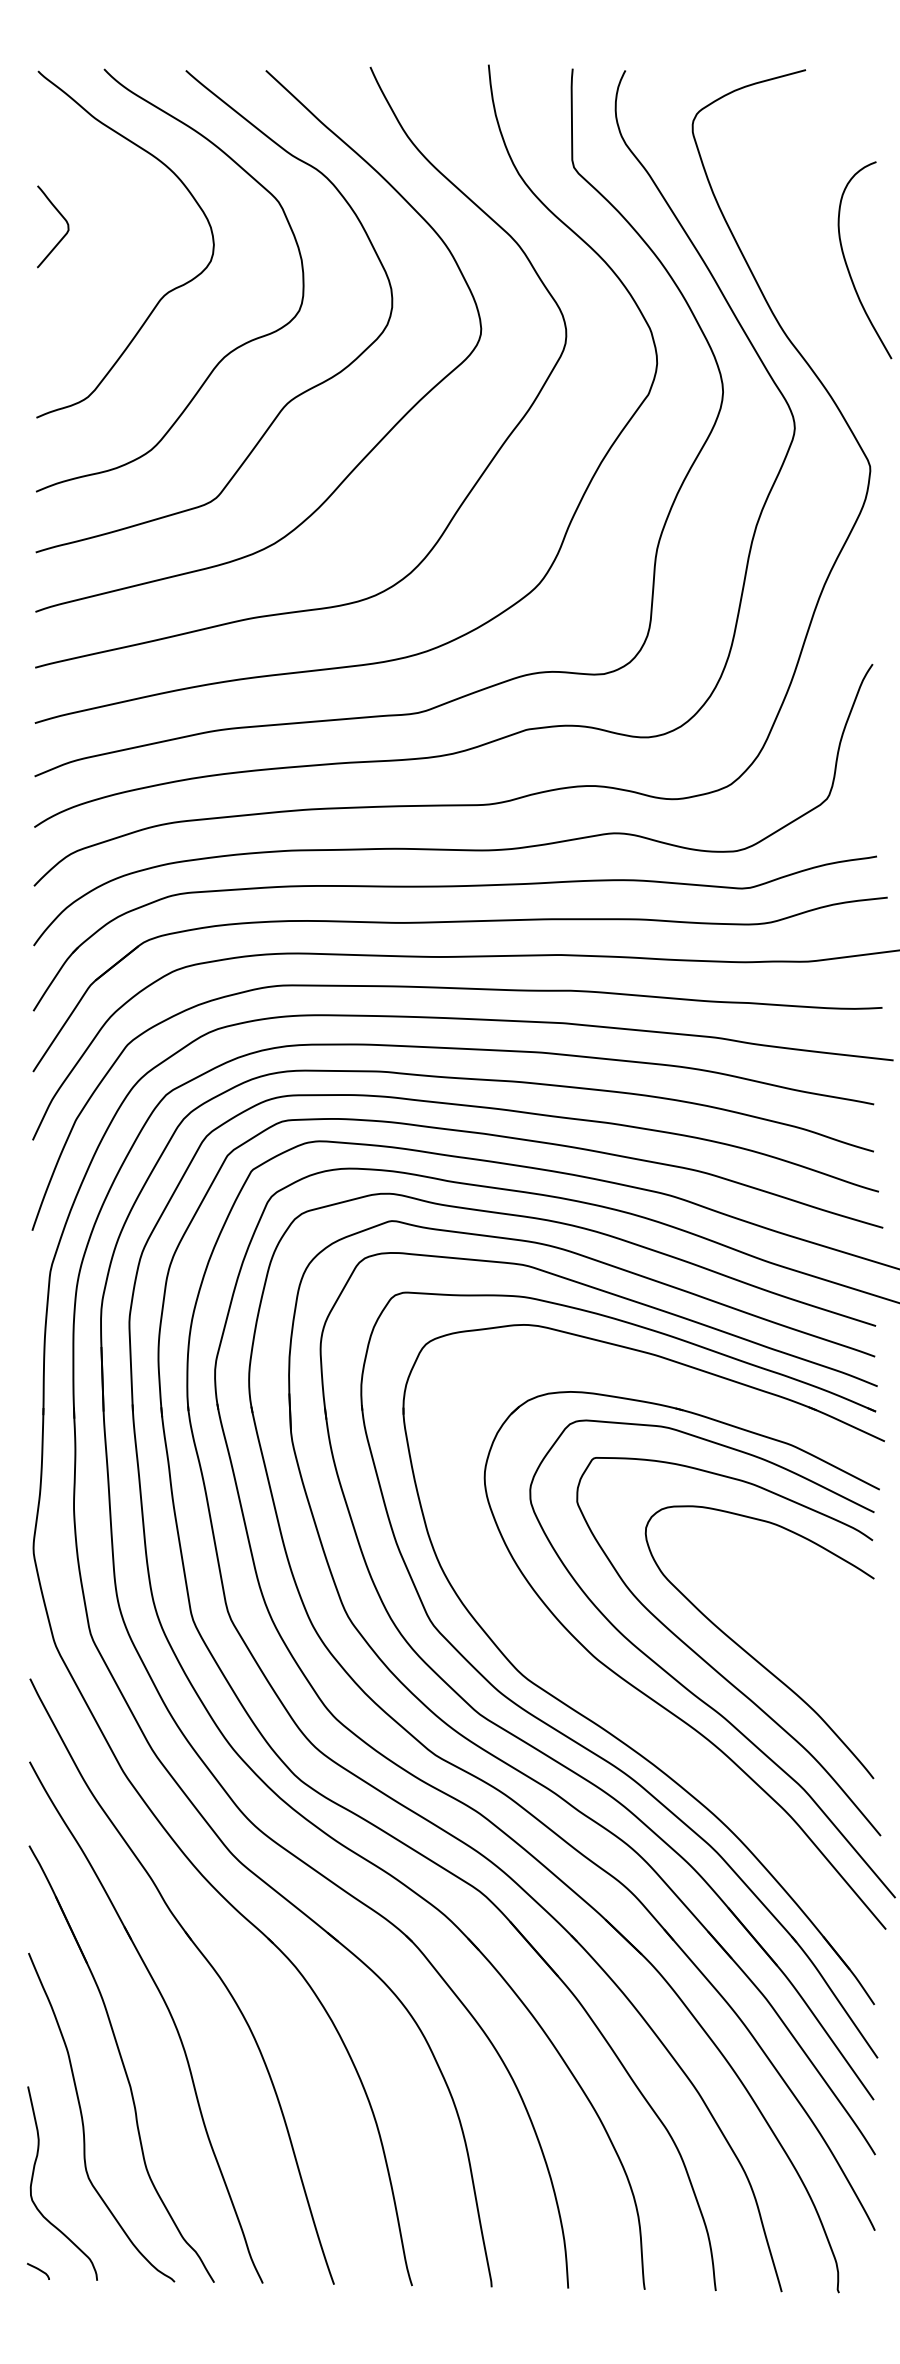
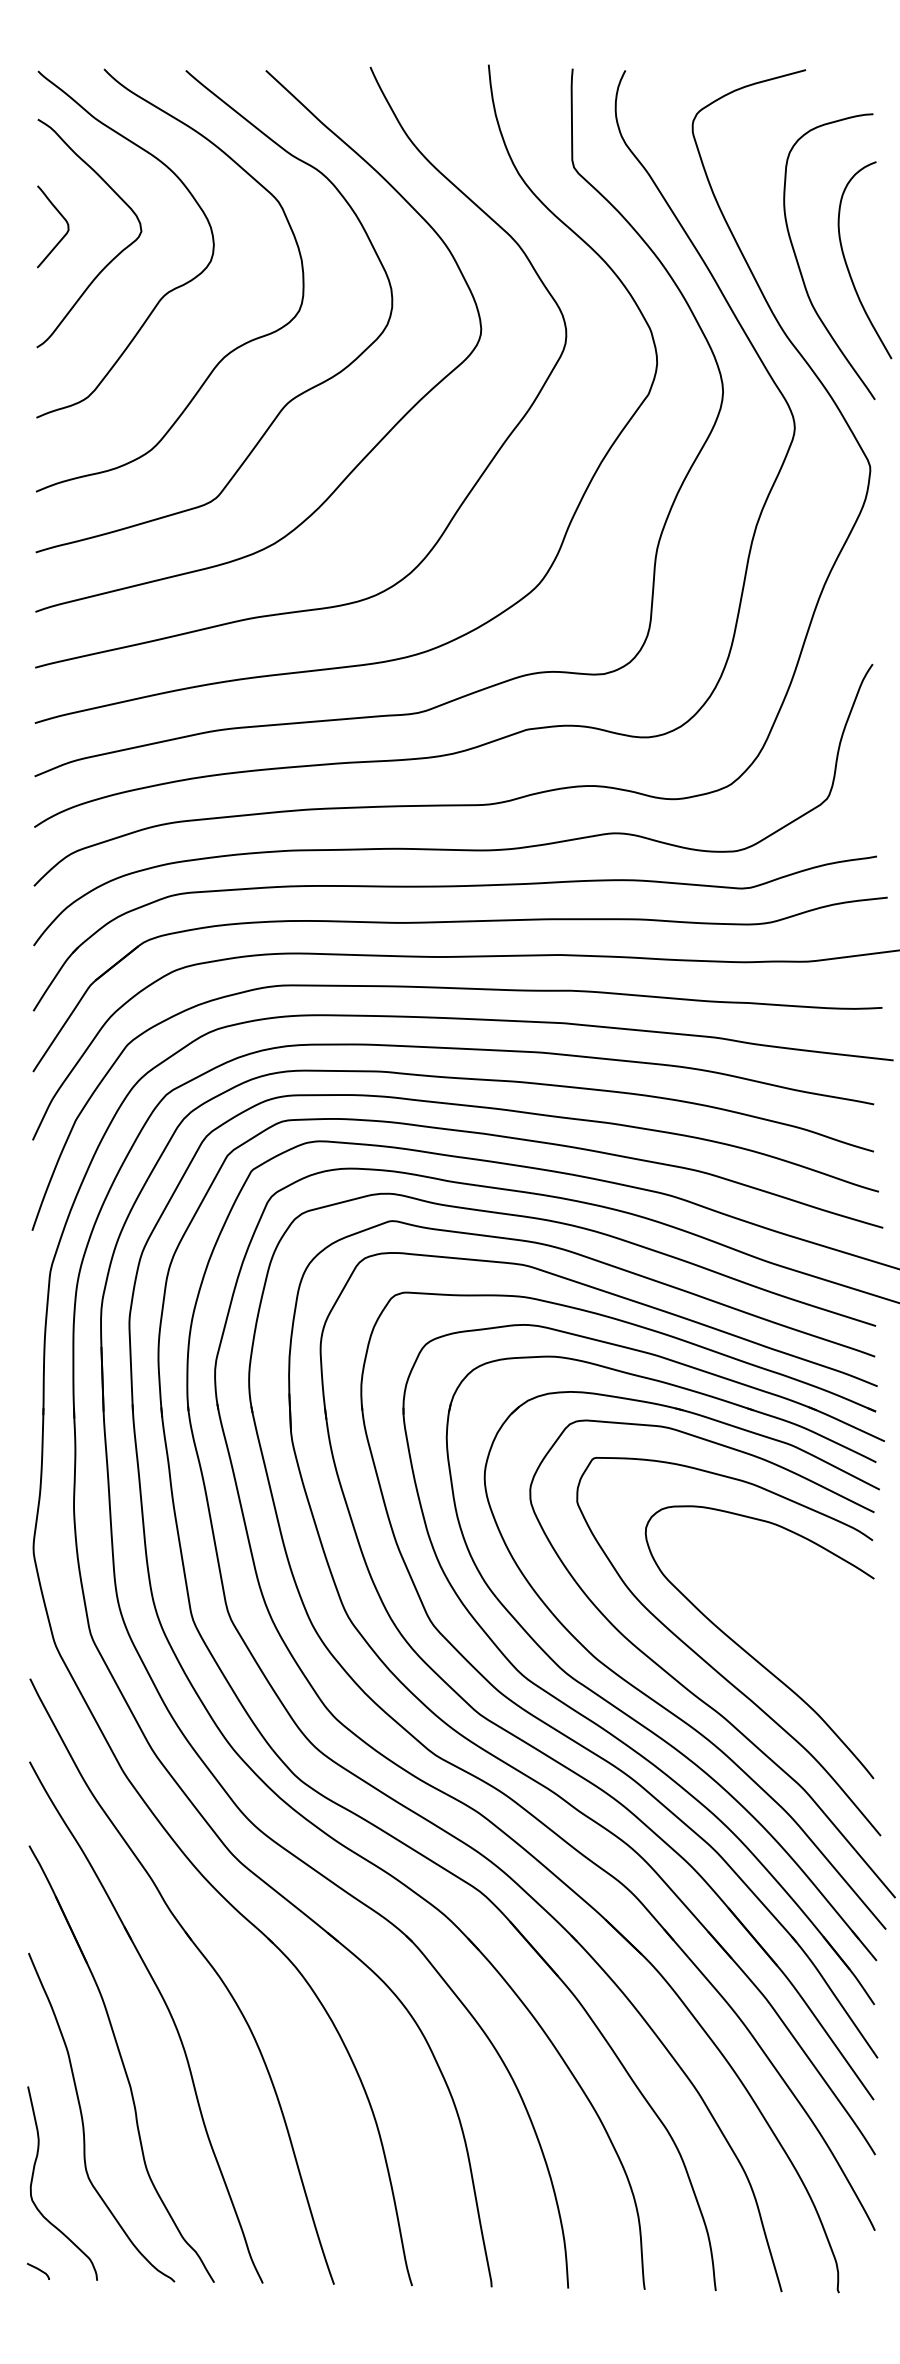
curve: none -> present (113, 257)
curve: none -> present (799, 264)
part: none -> present (625, 1712)
